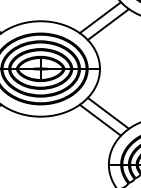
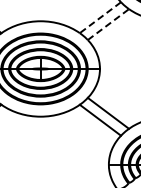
line: solid -> dashed (100, 17)
line: solid -> dashed (108, 24)
